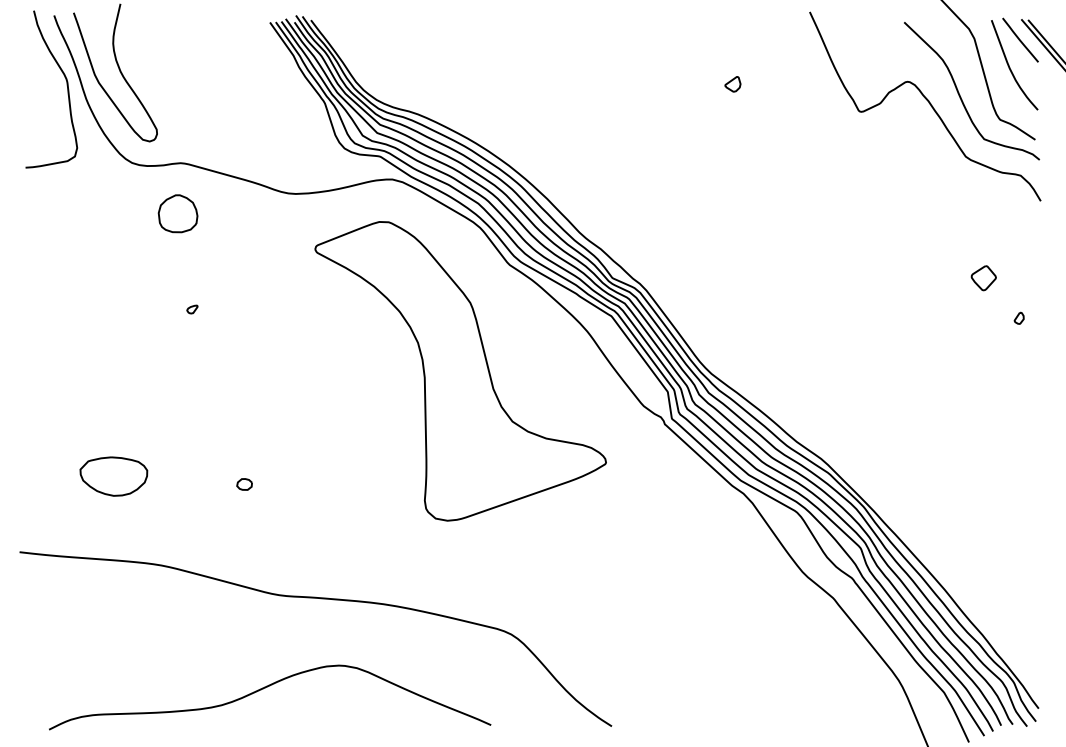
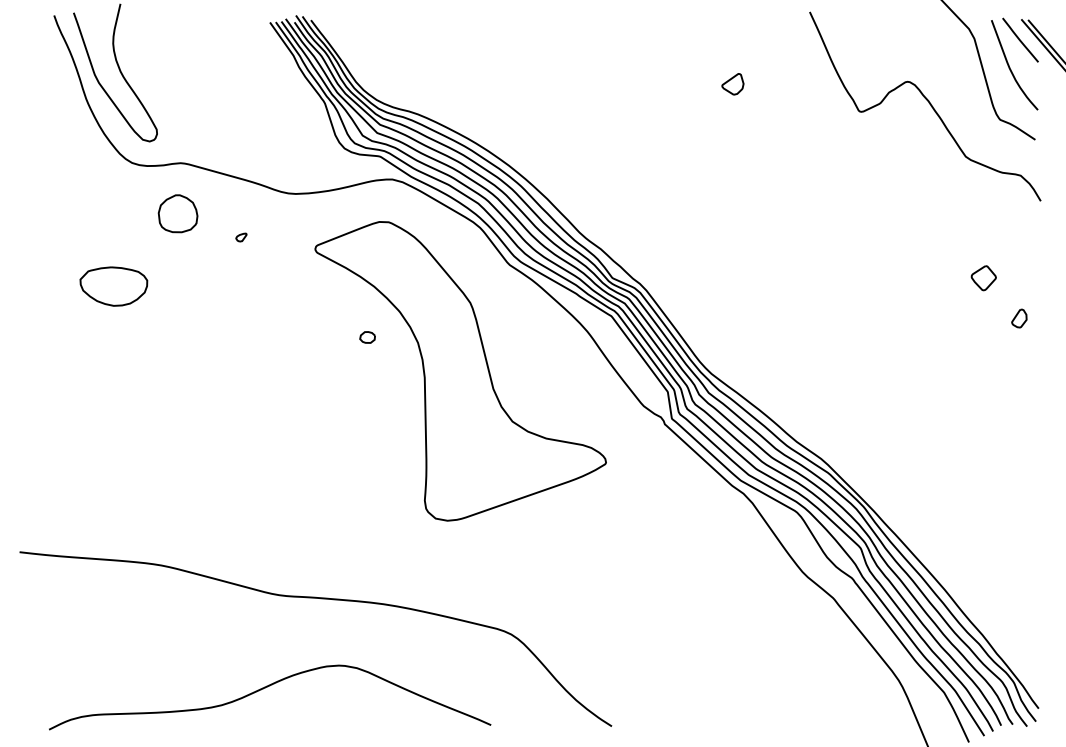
part size: 18x17 px -> 24x23 px (732, 84)
curve: present -> none (66, 85)
curve: present -> none (960, 94)
part position: (192, 309) -> (241, 237) (241, 237)
part size: 12x14 px -> 17x21 px (1019, 318)
part position: (113, 476) -> (113, 286) (113, 286)
part position: (244, 484) -> (367, 337) (367, 337)
